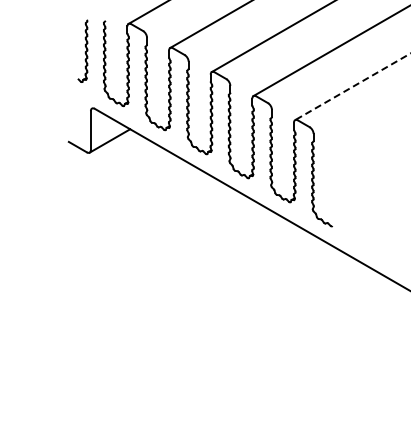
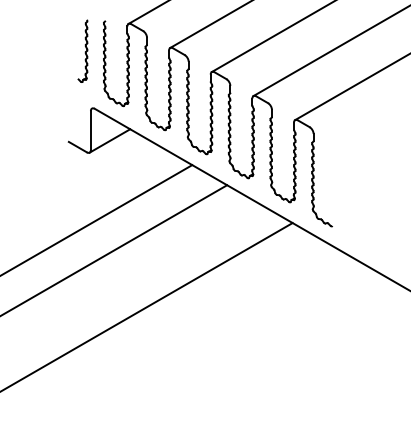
line: dashed -> solid (352, 87)
line: none -> present (97, 219)
line: none -> present (114, 249)
line: none -> present (147, 306)
